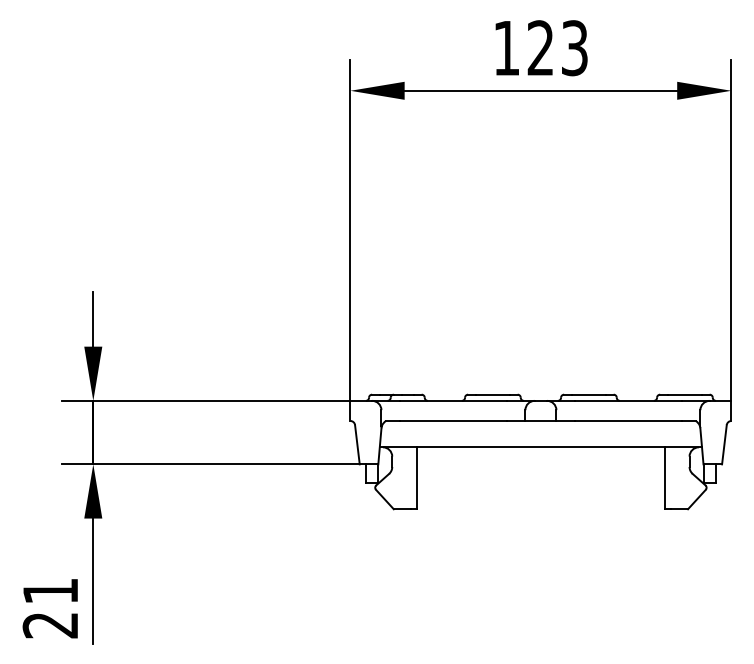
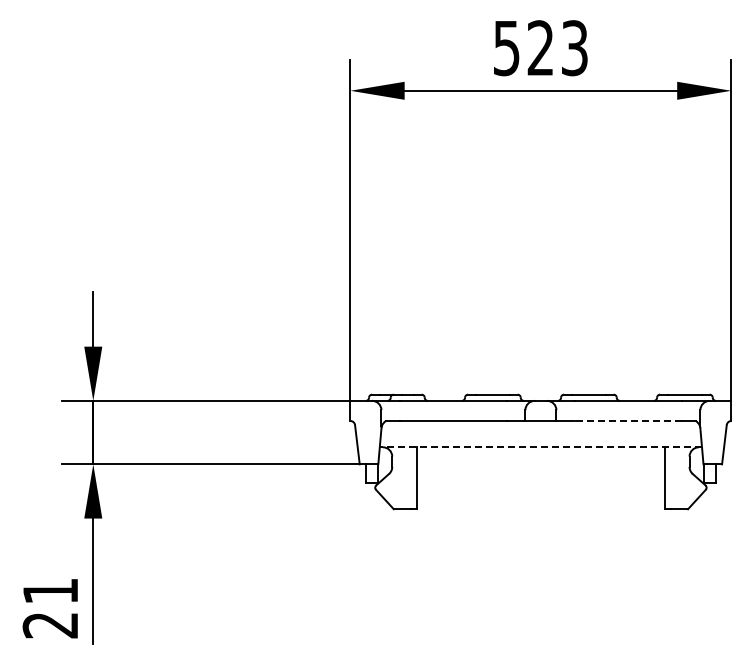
text: 123 -> 523 (506, 48)
line: solid -> dashed (627, 421)
line: solid -> dashed (540, 447)
